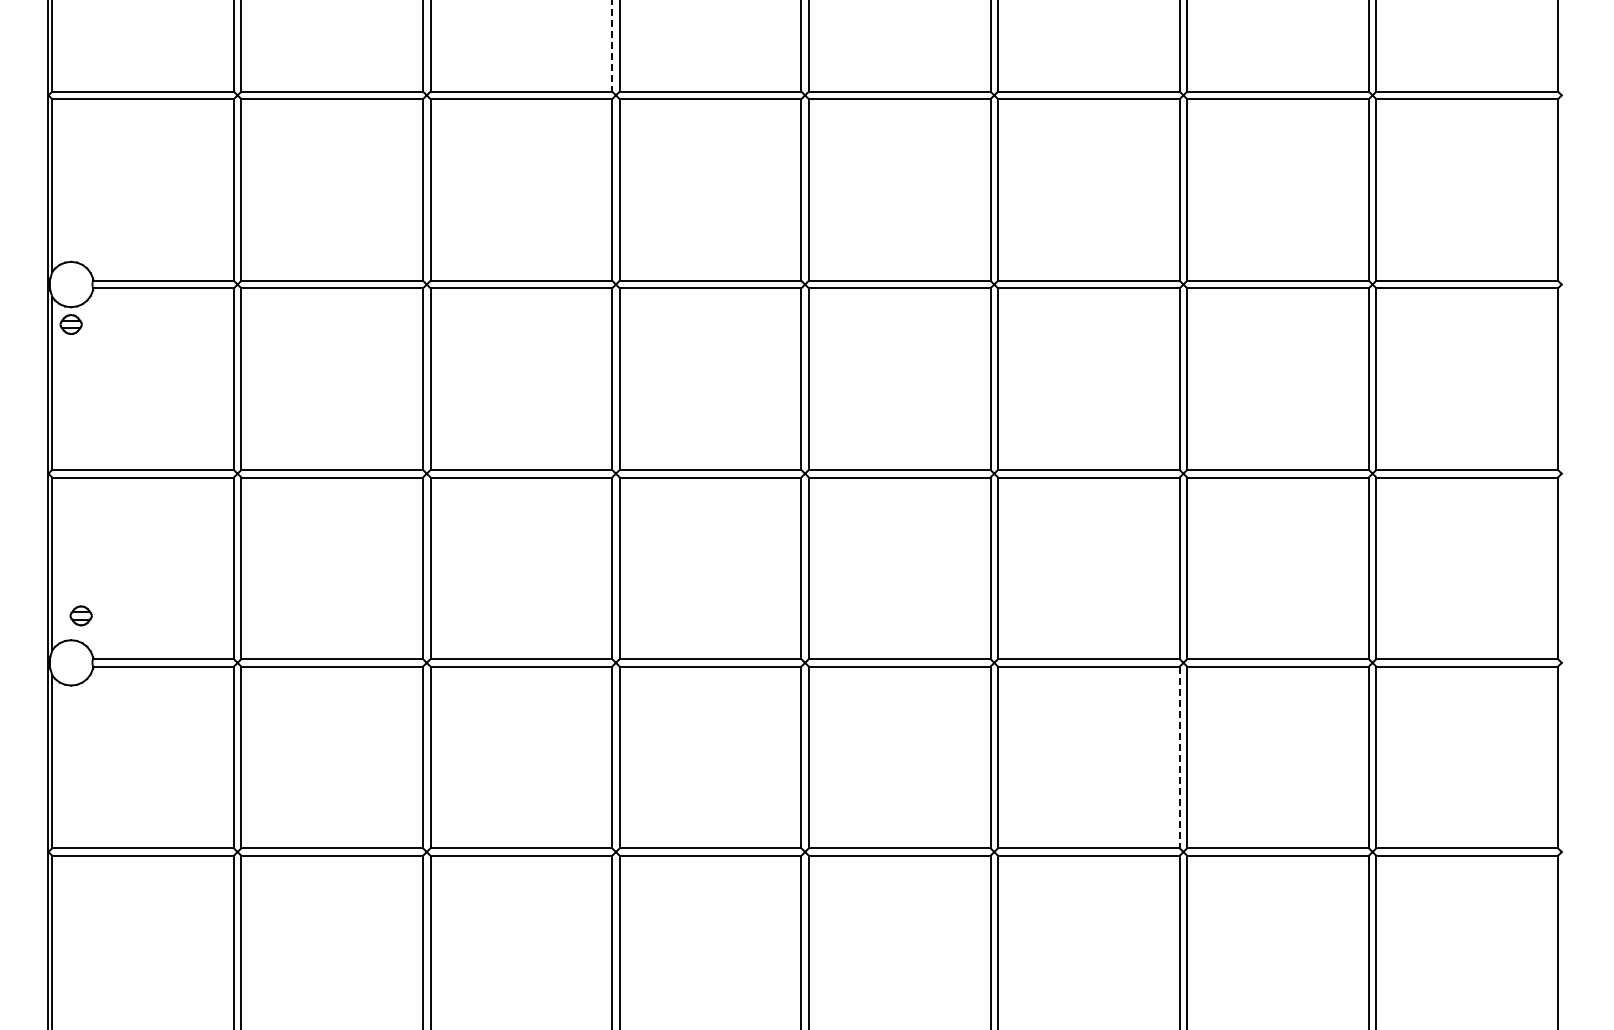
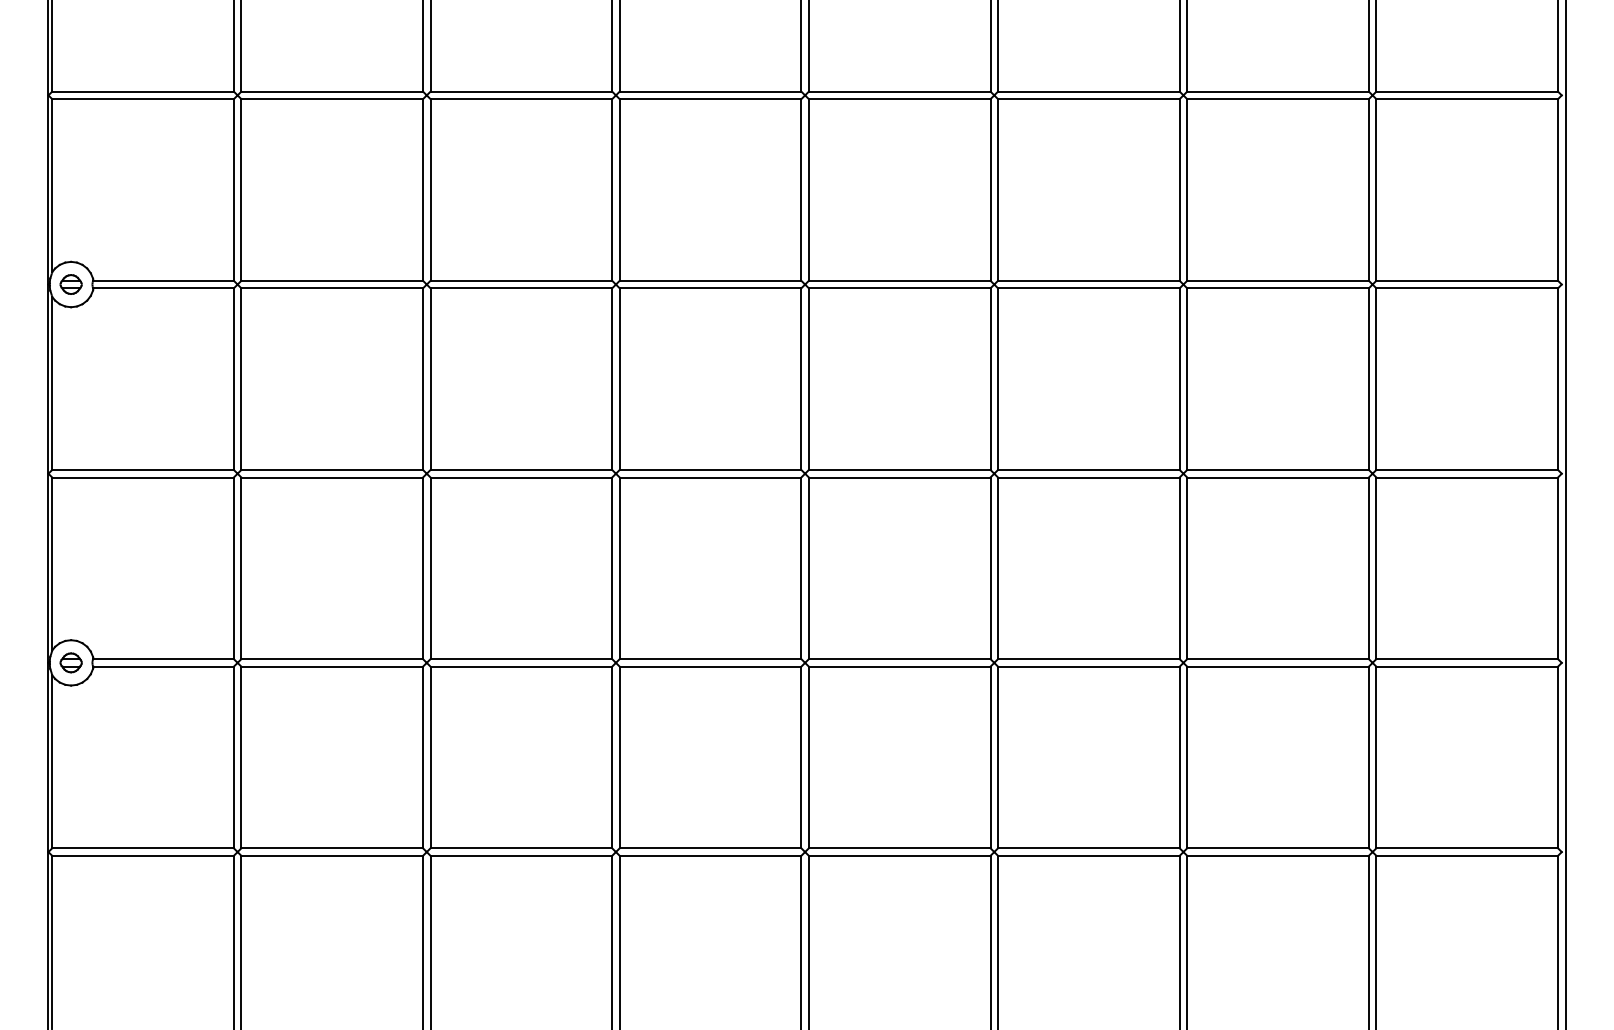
line: dashed -> solid (612, 46)
part position: (70, 324) -> (70, 284) (70, 284)
line: none -> present (1565, 514)
part position: (80, 615) -> (70, 662) (70, 662)
line: dashed -> solid (1179, 757)
